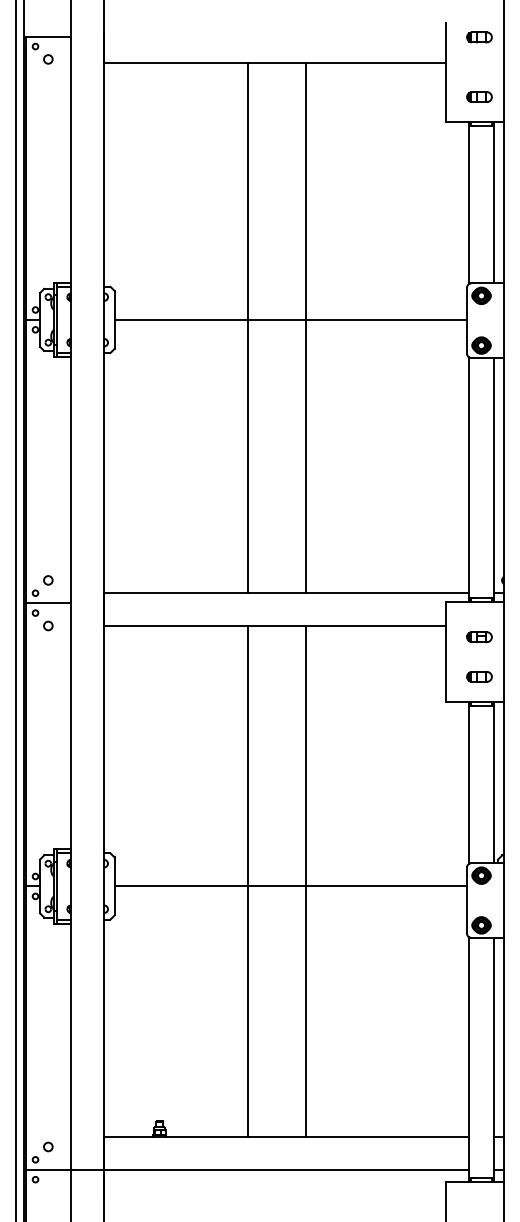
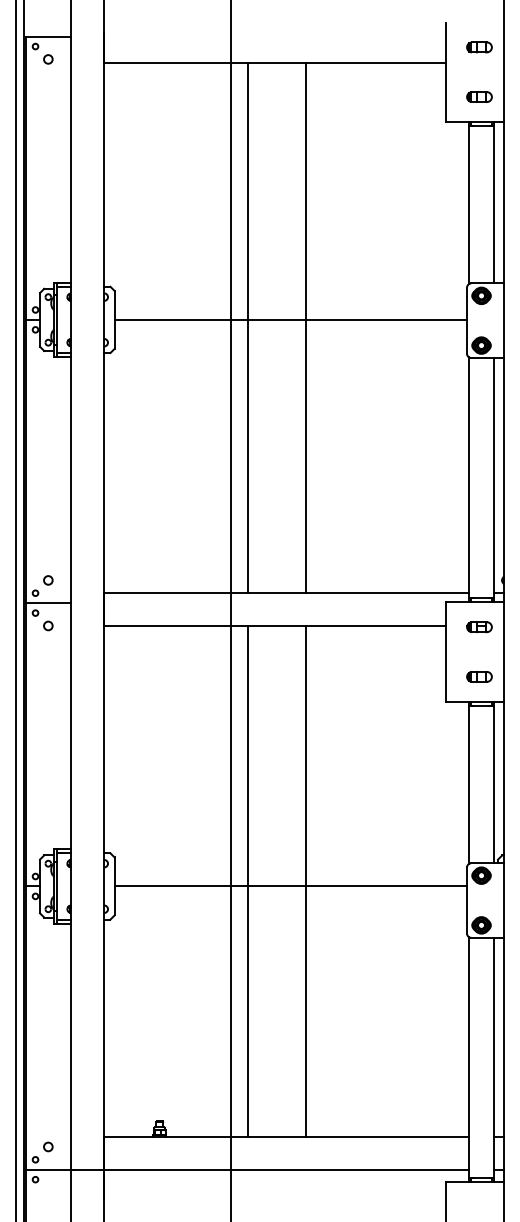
part position: (479, 37) -> (479, 47) (479, 47)
line: none -> present (231, 610)
part position: (479, 637) -> (479, 627) (479, 627)
